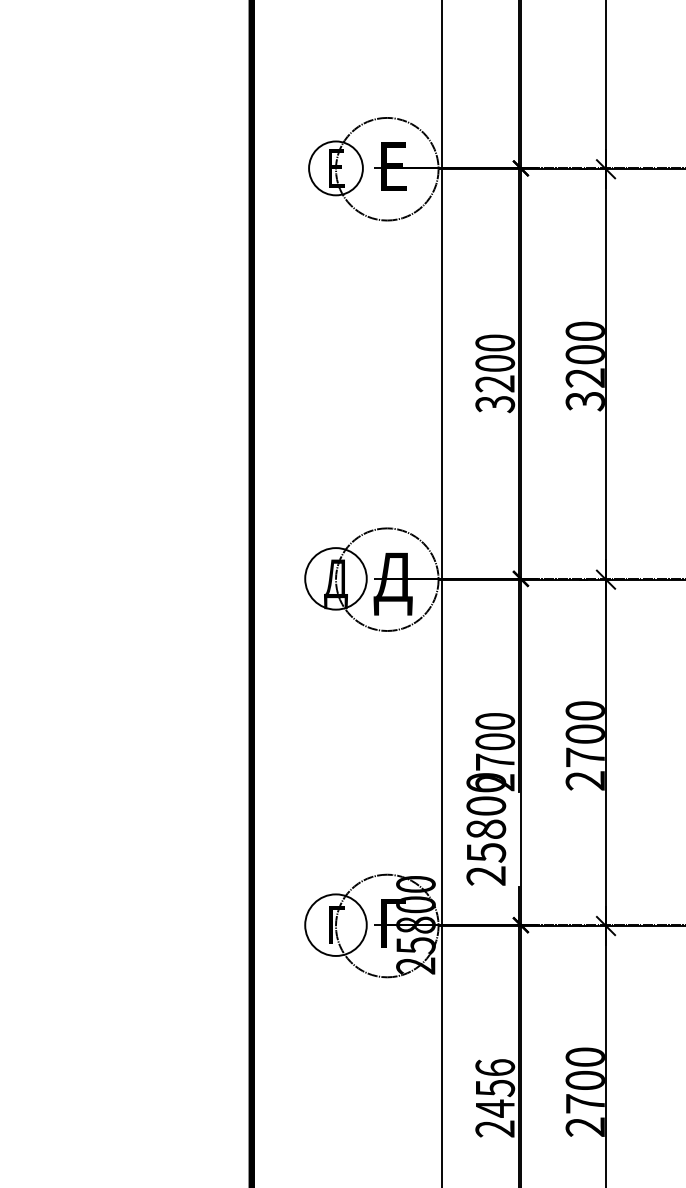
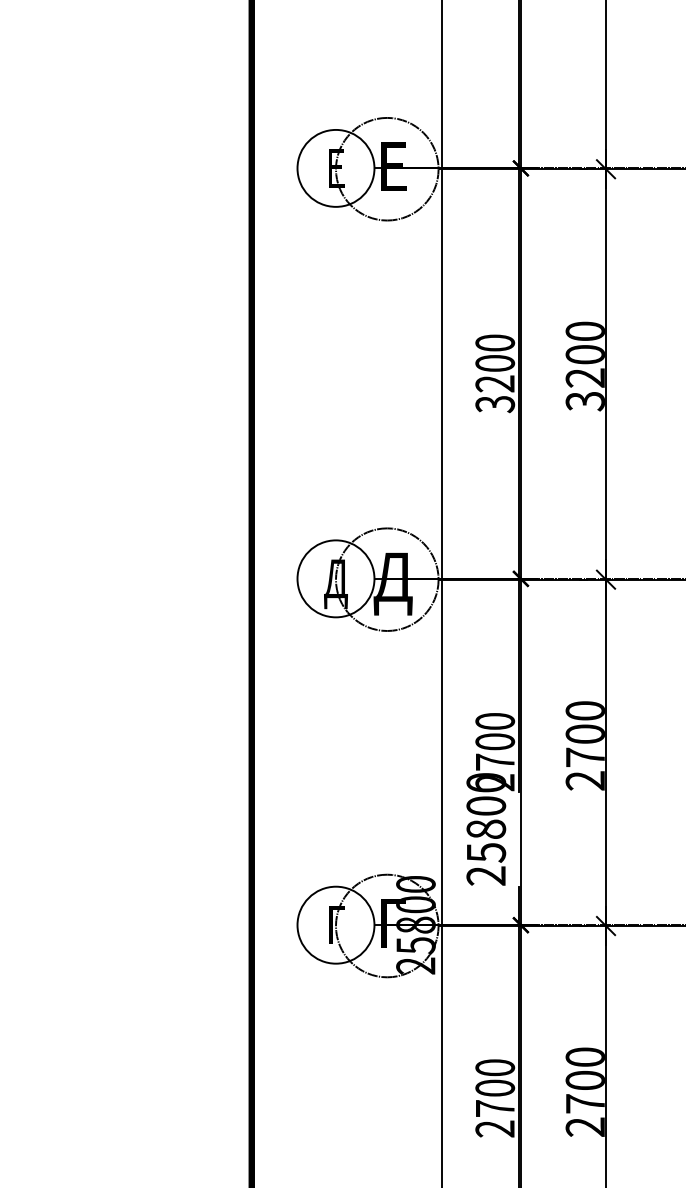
circle diameter: 54 px -> 77 px (335, 167)
circle diameter: 62 px -> 77 px (335, 578)
circle diameter: 62 px -> 77 px (335, 924)
text: 2456 -> 2700 (495, 1088)
